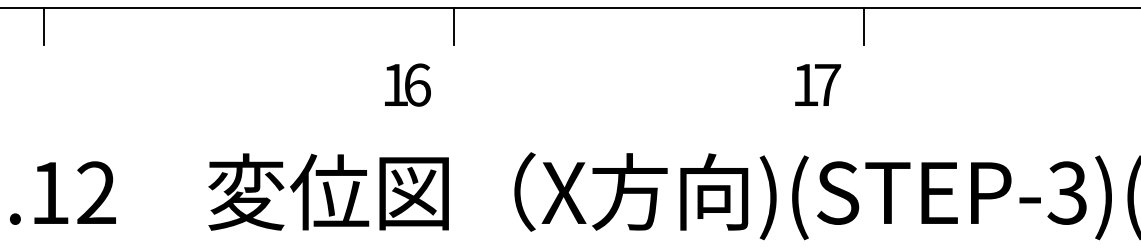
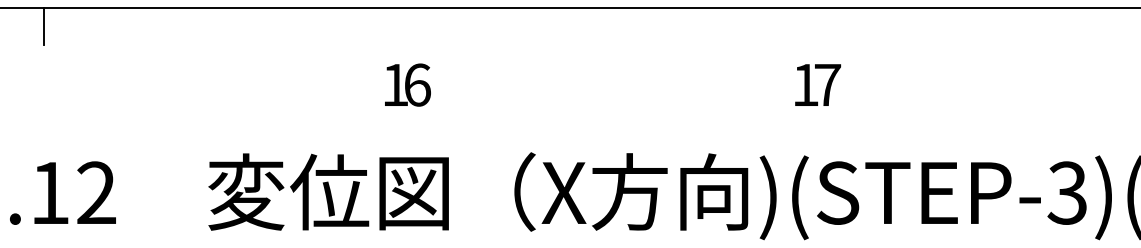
line: present -> none (453, 25)
line: present -> none (863, 25)
